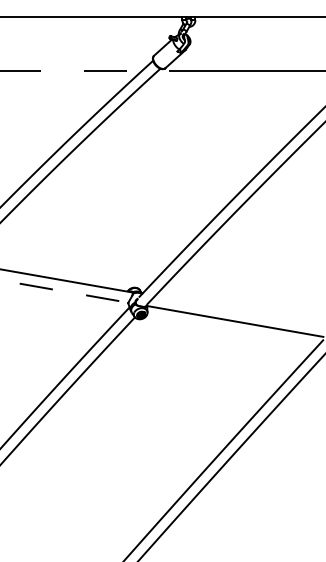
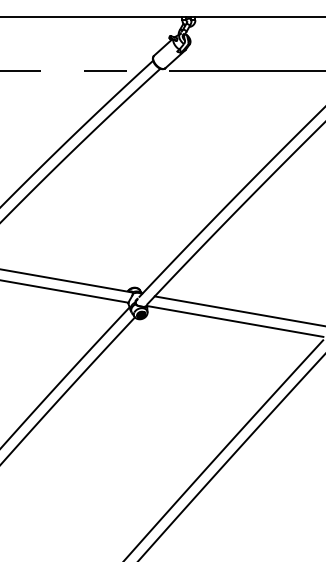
line: dashed -> solid (64, 291)
line: none -> present (238, 310)
